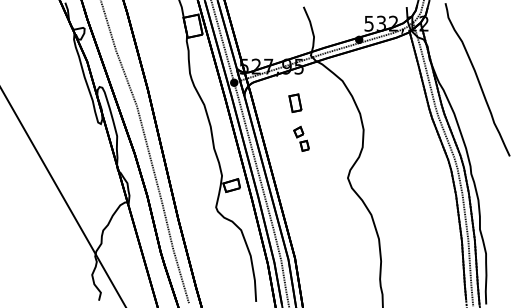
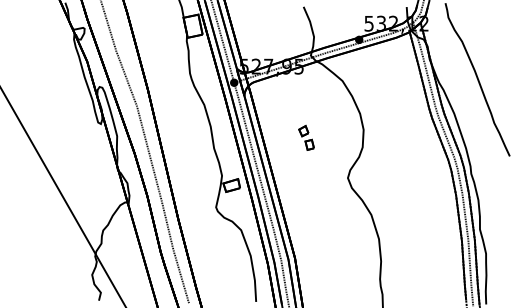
part: present -> none (295, 102)
part position: (301, 138) -> (306, 137) (306, 137)
